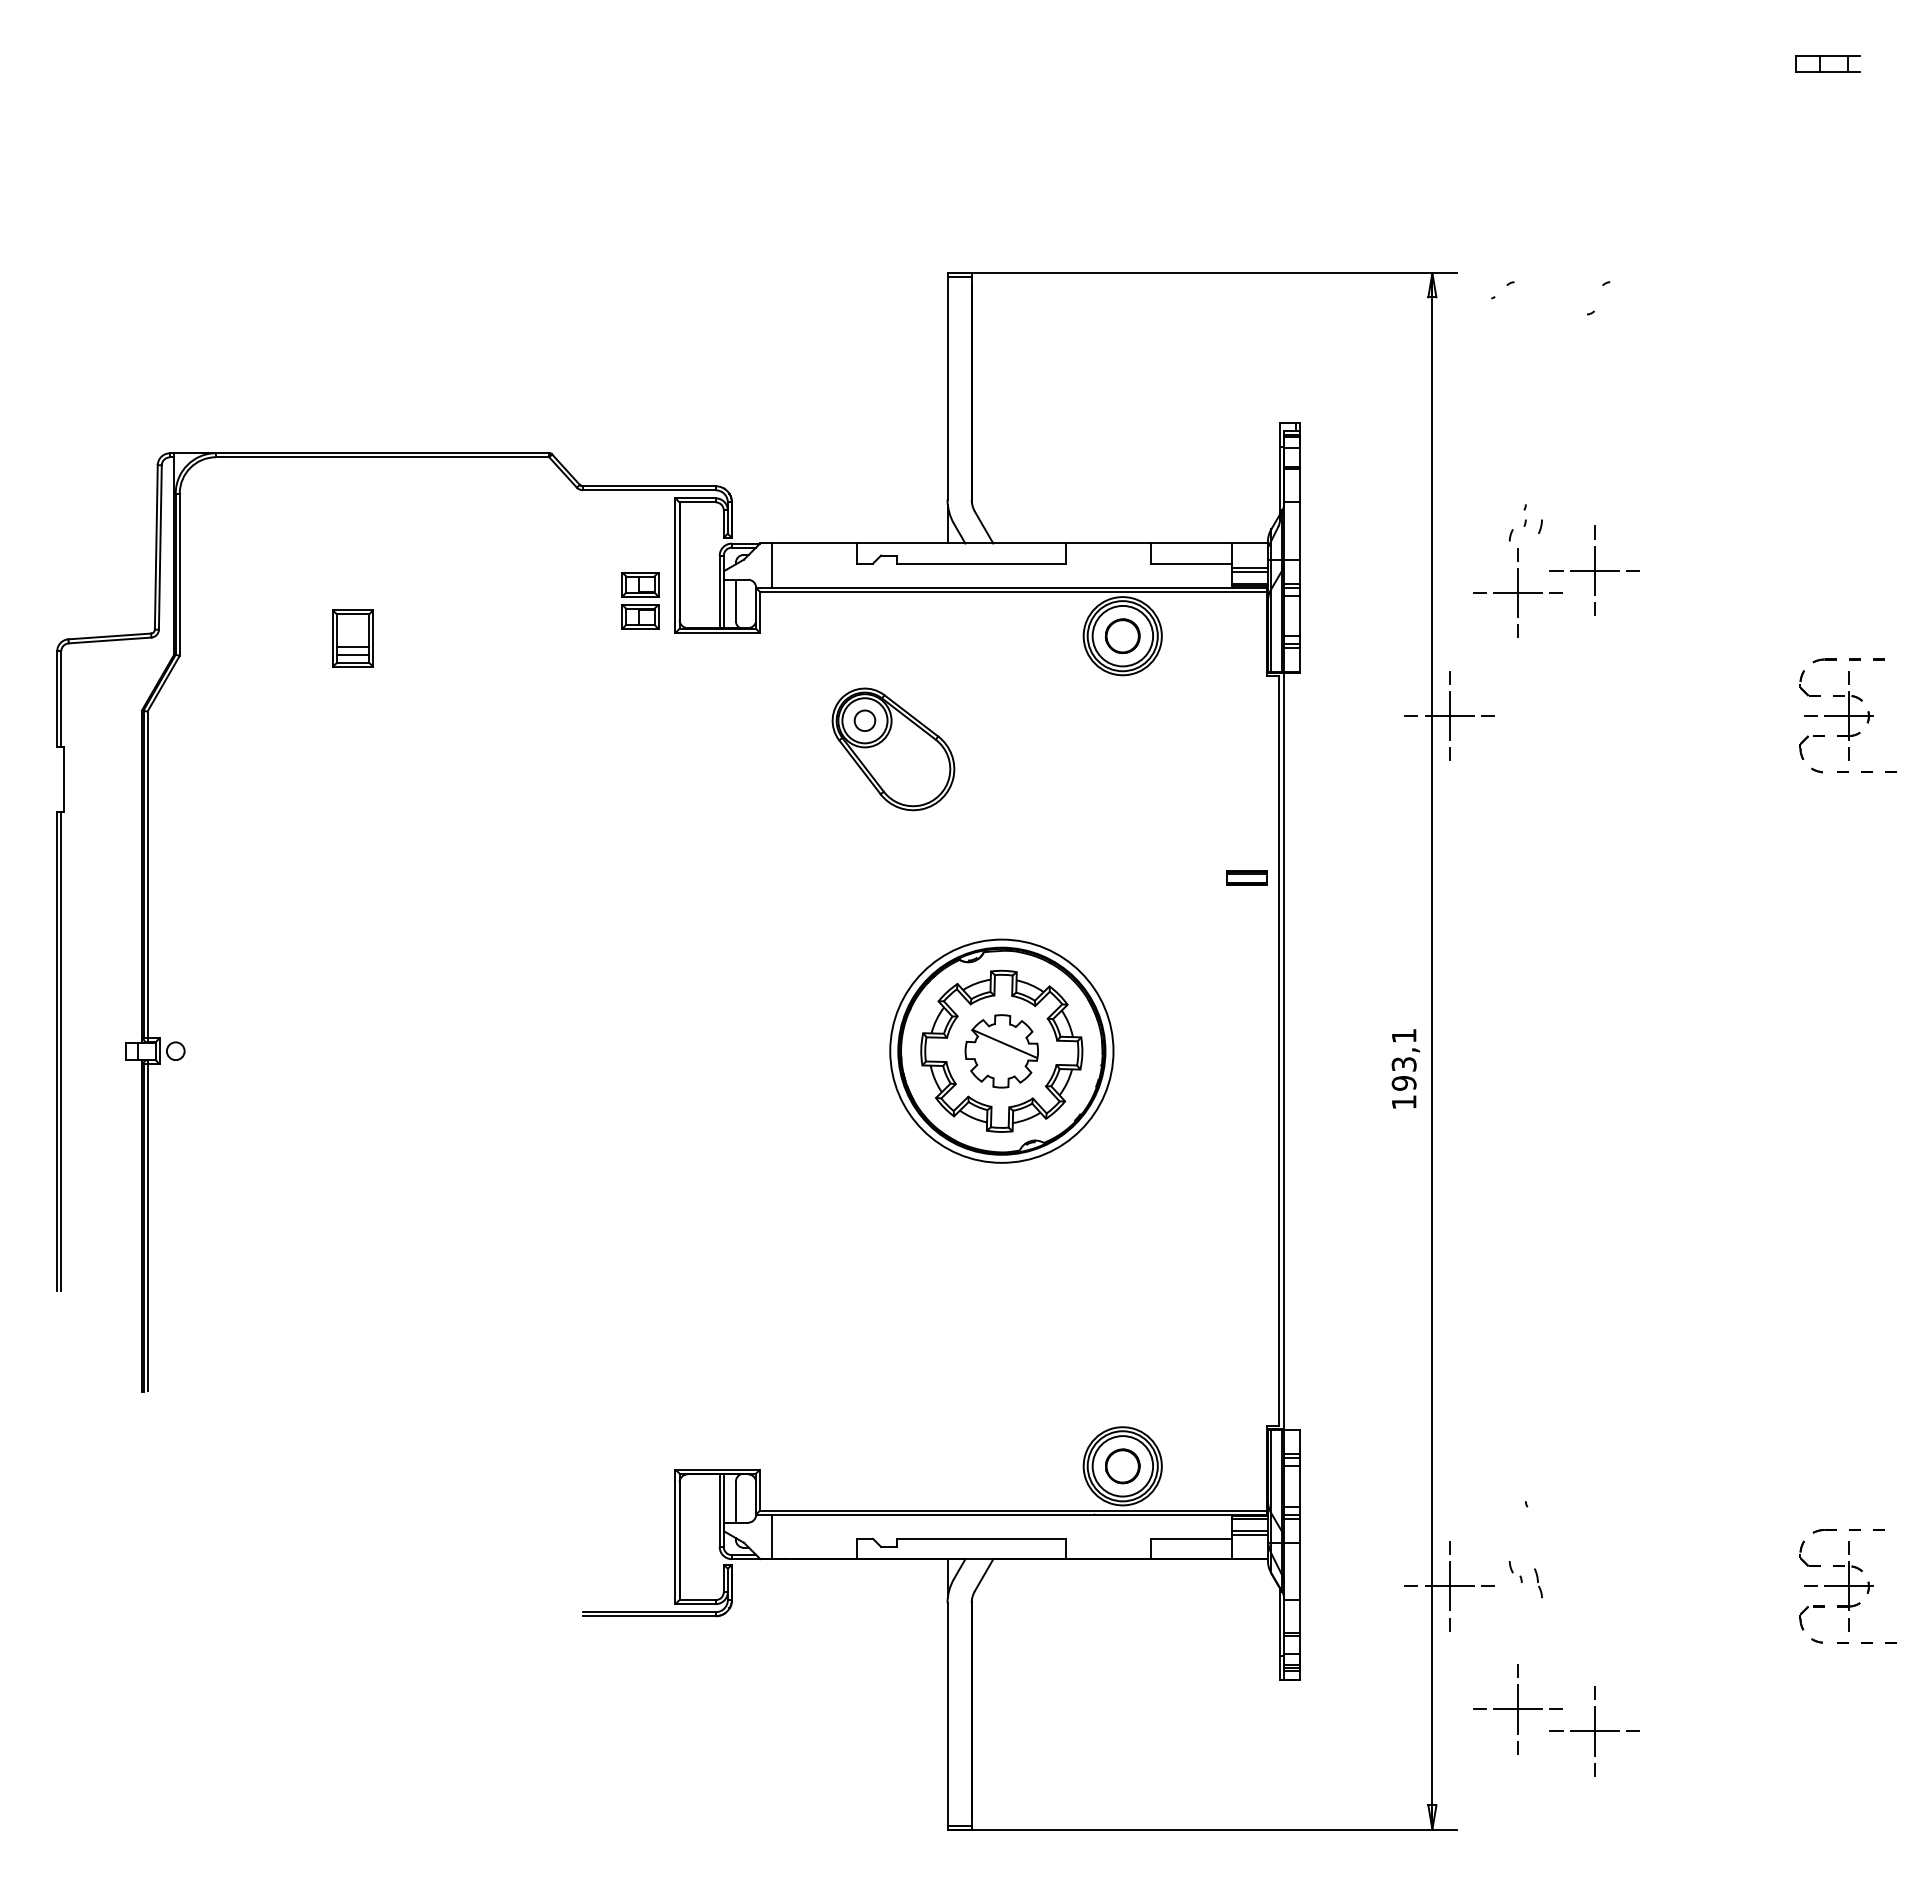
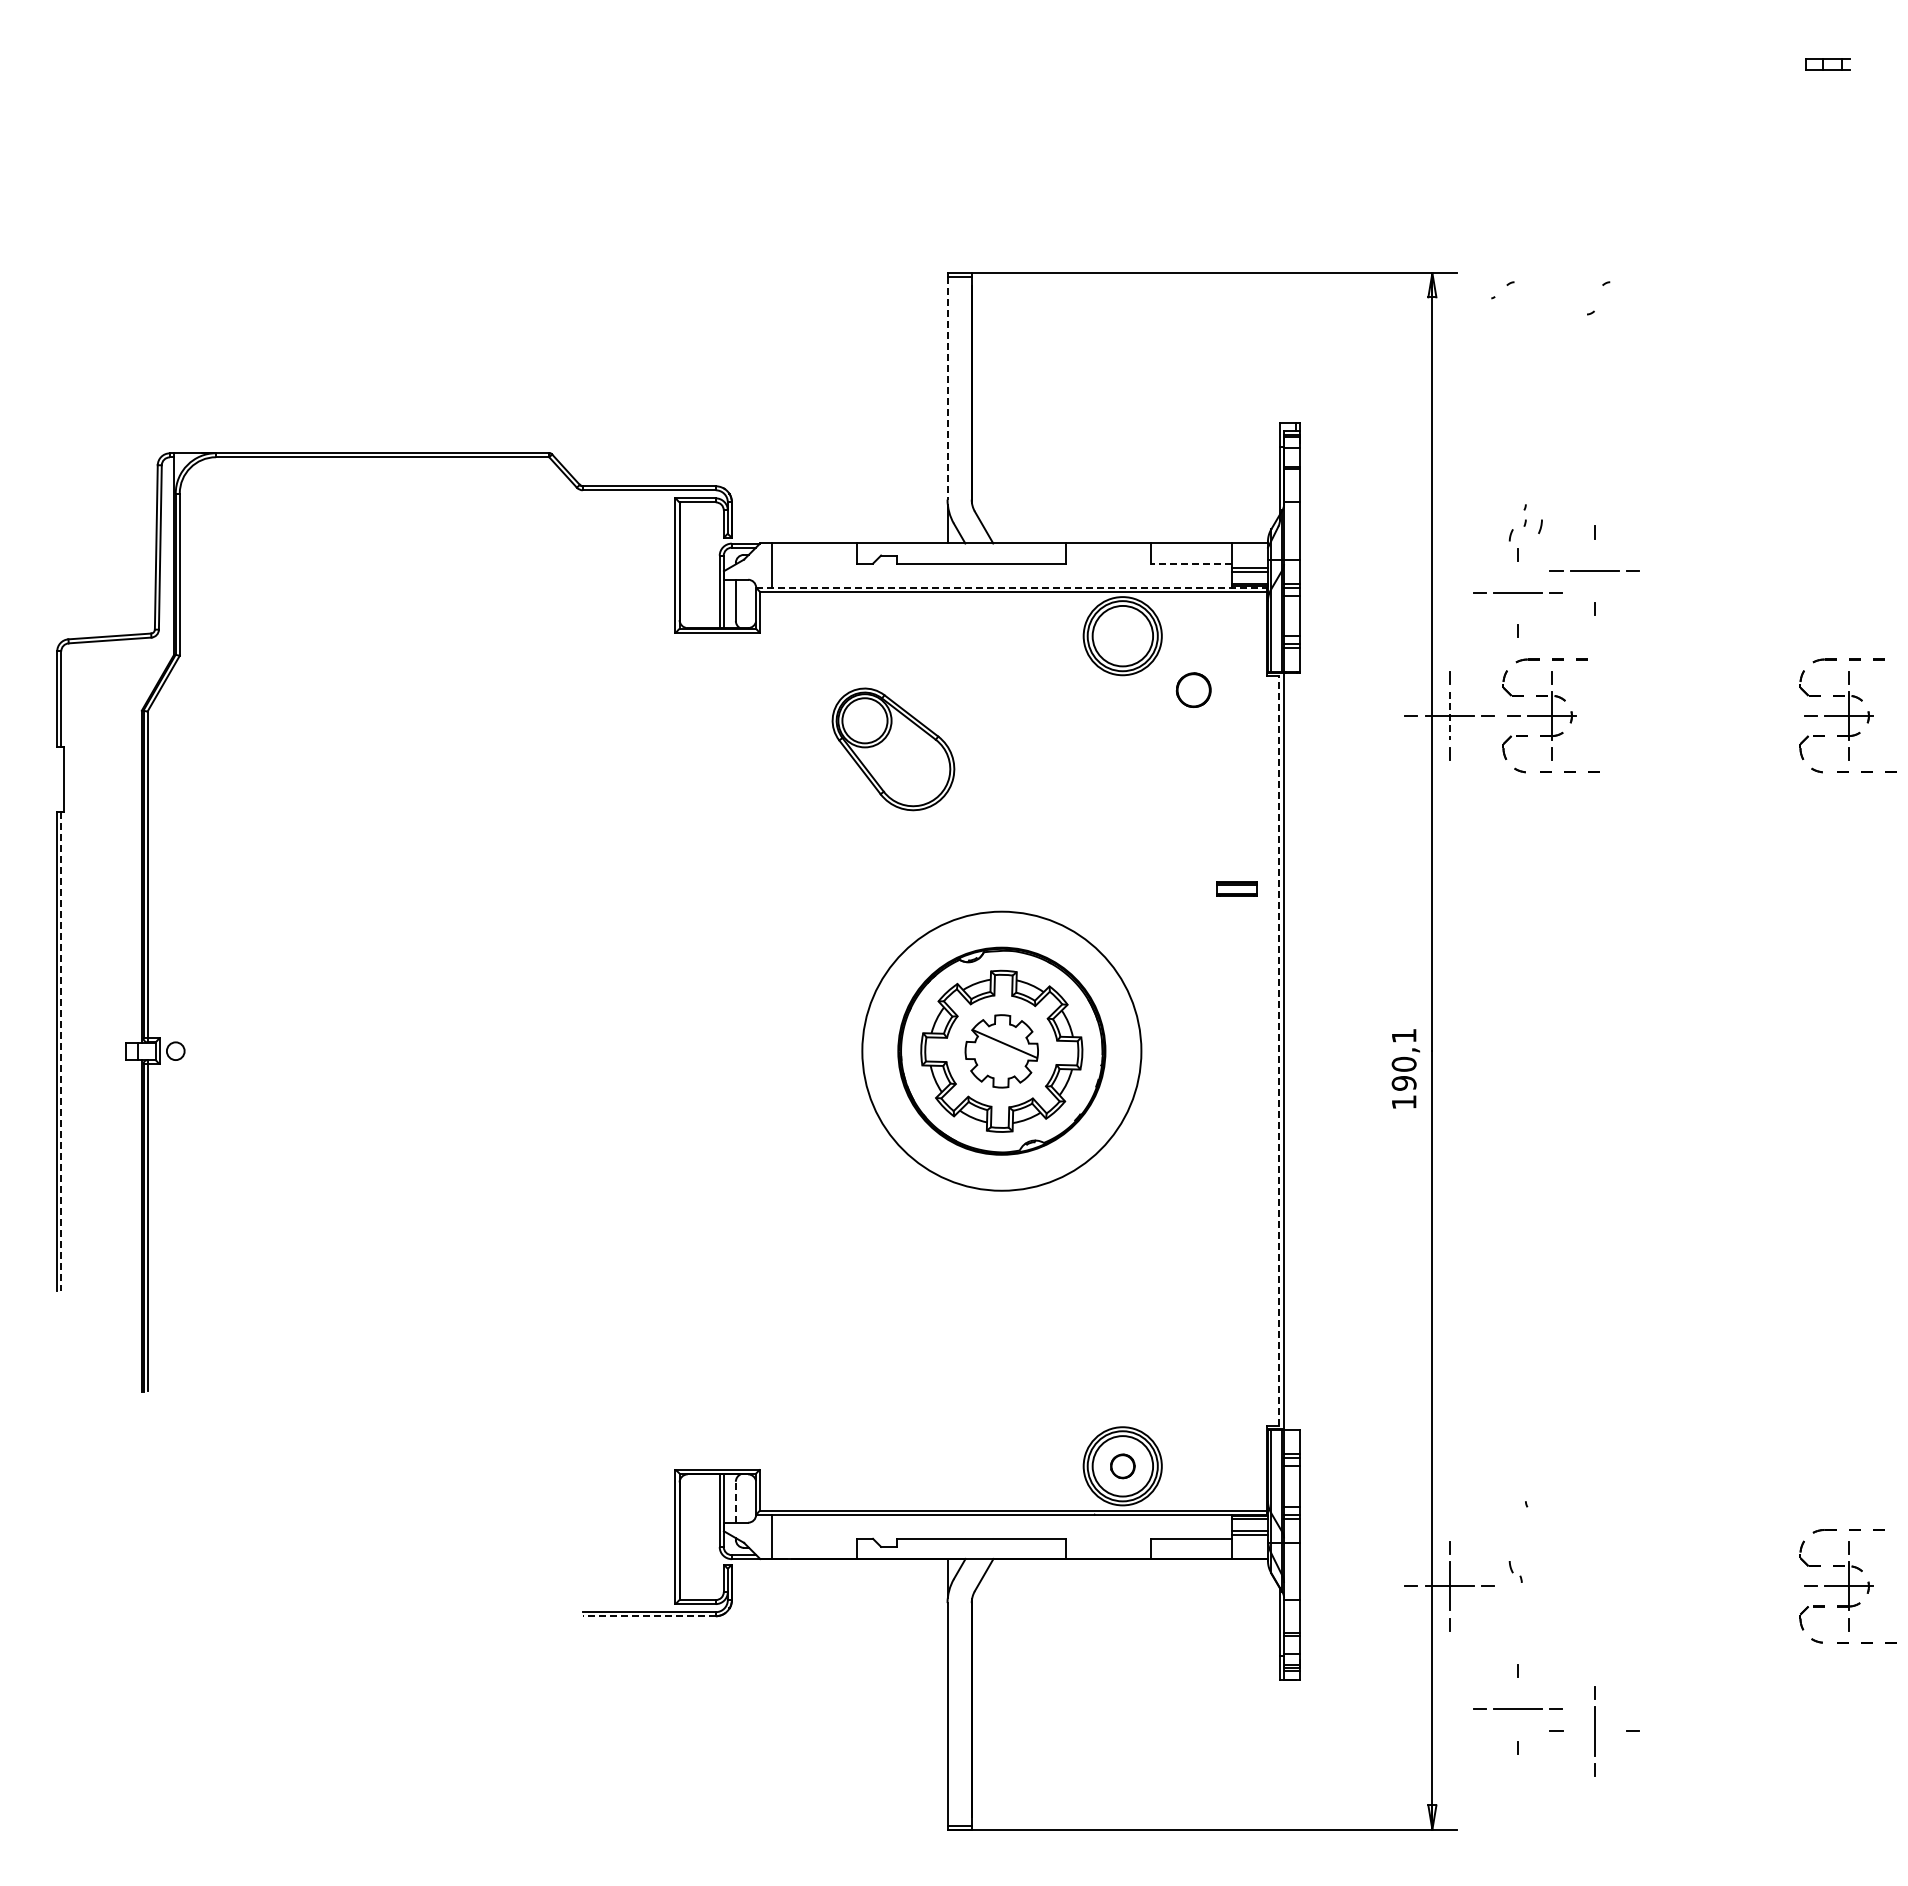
part size: 66x18 px -> 46x13 px (1827, 64)
line: solid -> dashed (947, 388)
line: solid -> dashed (1190, 563)
line: present -> none (1594, 570)
line: solid -> dashed (1012, 587)
line: present -> none (1517, 592)
part: present -> none (640, 600)
part position: (1122, 635) -> (1193, 689) (1193, 689)
part: present -> none (352, 638)
part: none -> present (1550, 715)
line: solid -> dashed (1449, 716)
circle: present -> none (864, 720)
part position: (1246, 877) -> (1236, 888) (1236, 888)
circle diameter: 223 px -> 279 px (1001, 1050)
line: solid -> dashed (61, 1051)
line: solid -> dashed (1279, 1051)
text: 193,1 -> 190,1 (1403, 1063)
part size: 36x37 px -> 26x27 px (1122, 1466)
line: solid -> dashed (735, 1501)
part: present -> none (1538, 1583)
line: solid -> dashed (648, 1616)
line: present -> none (1517, 1709)
line: present -> none (1594, 1731)
